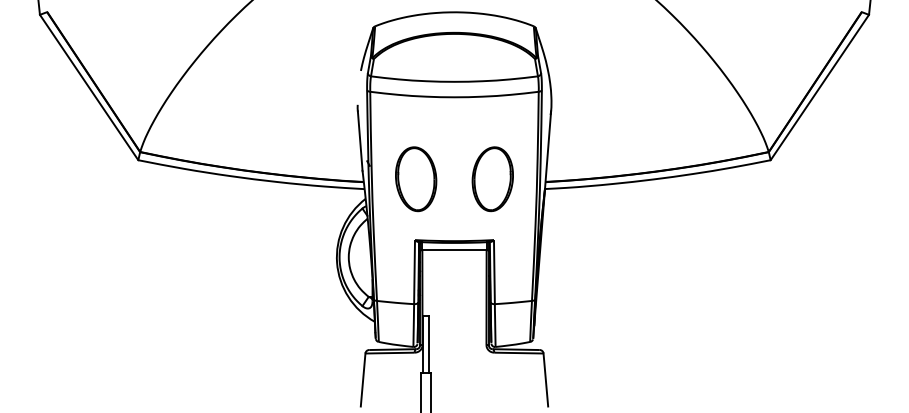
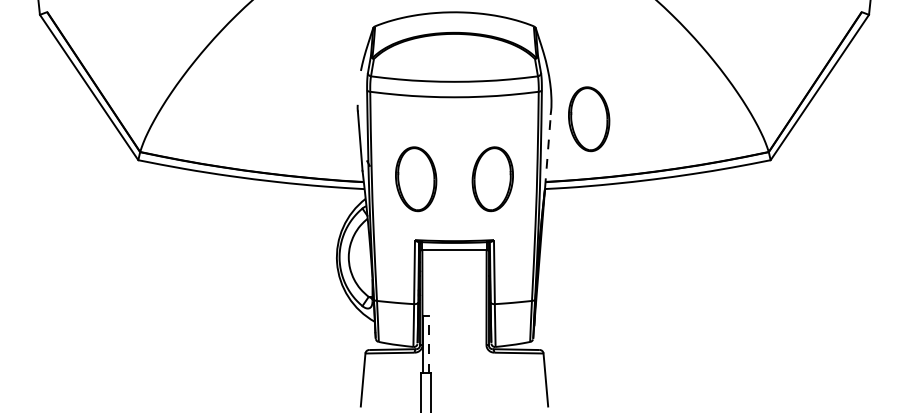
part: none -> present (589, 119)
line: solid -> dashed (548, 149)
line: solid -> dashed (428, 344)
